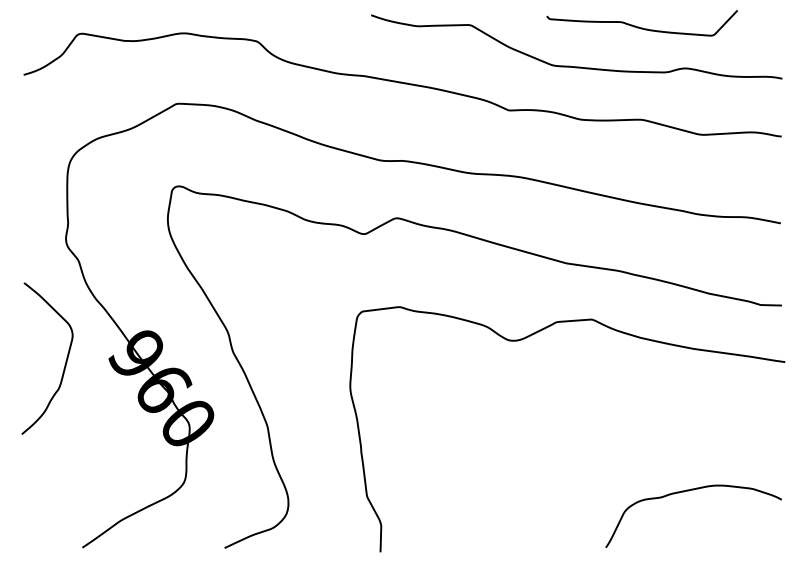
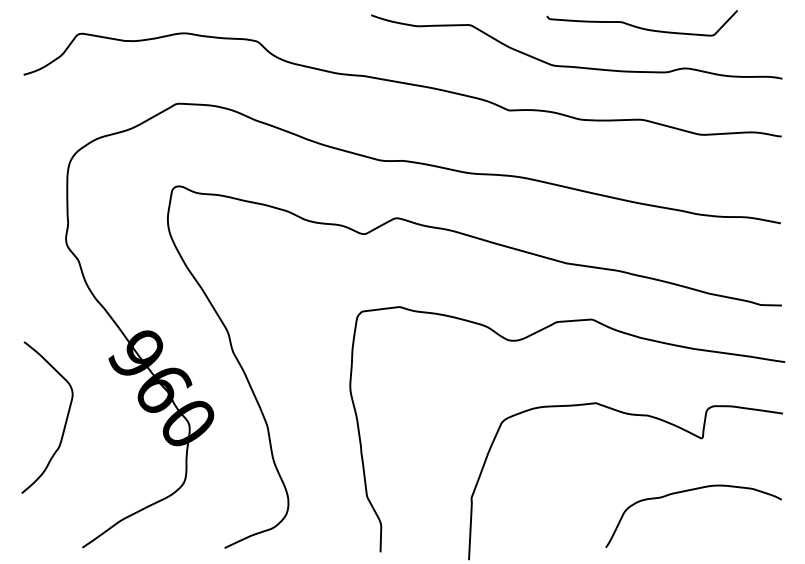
curve position: (64, 364) -> (64, 423) (64, 423)
curve: none -> present (630, 415)
